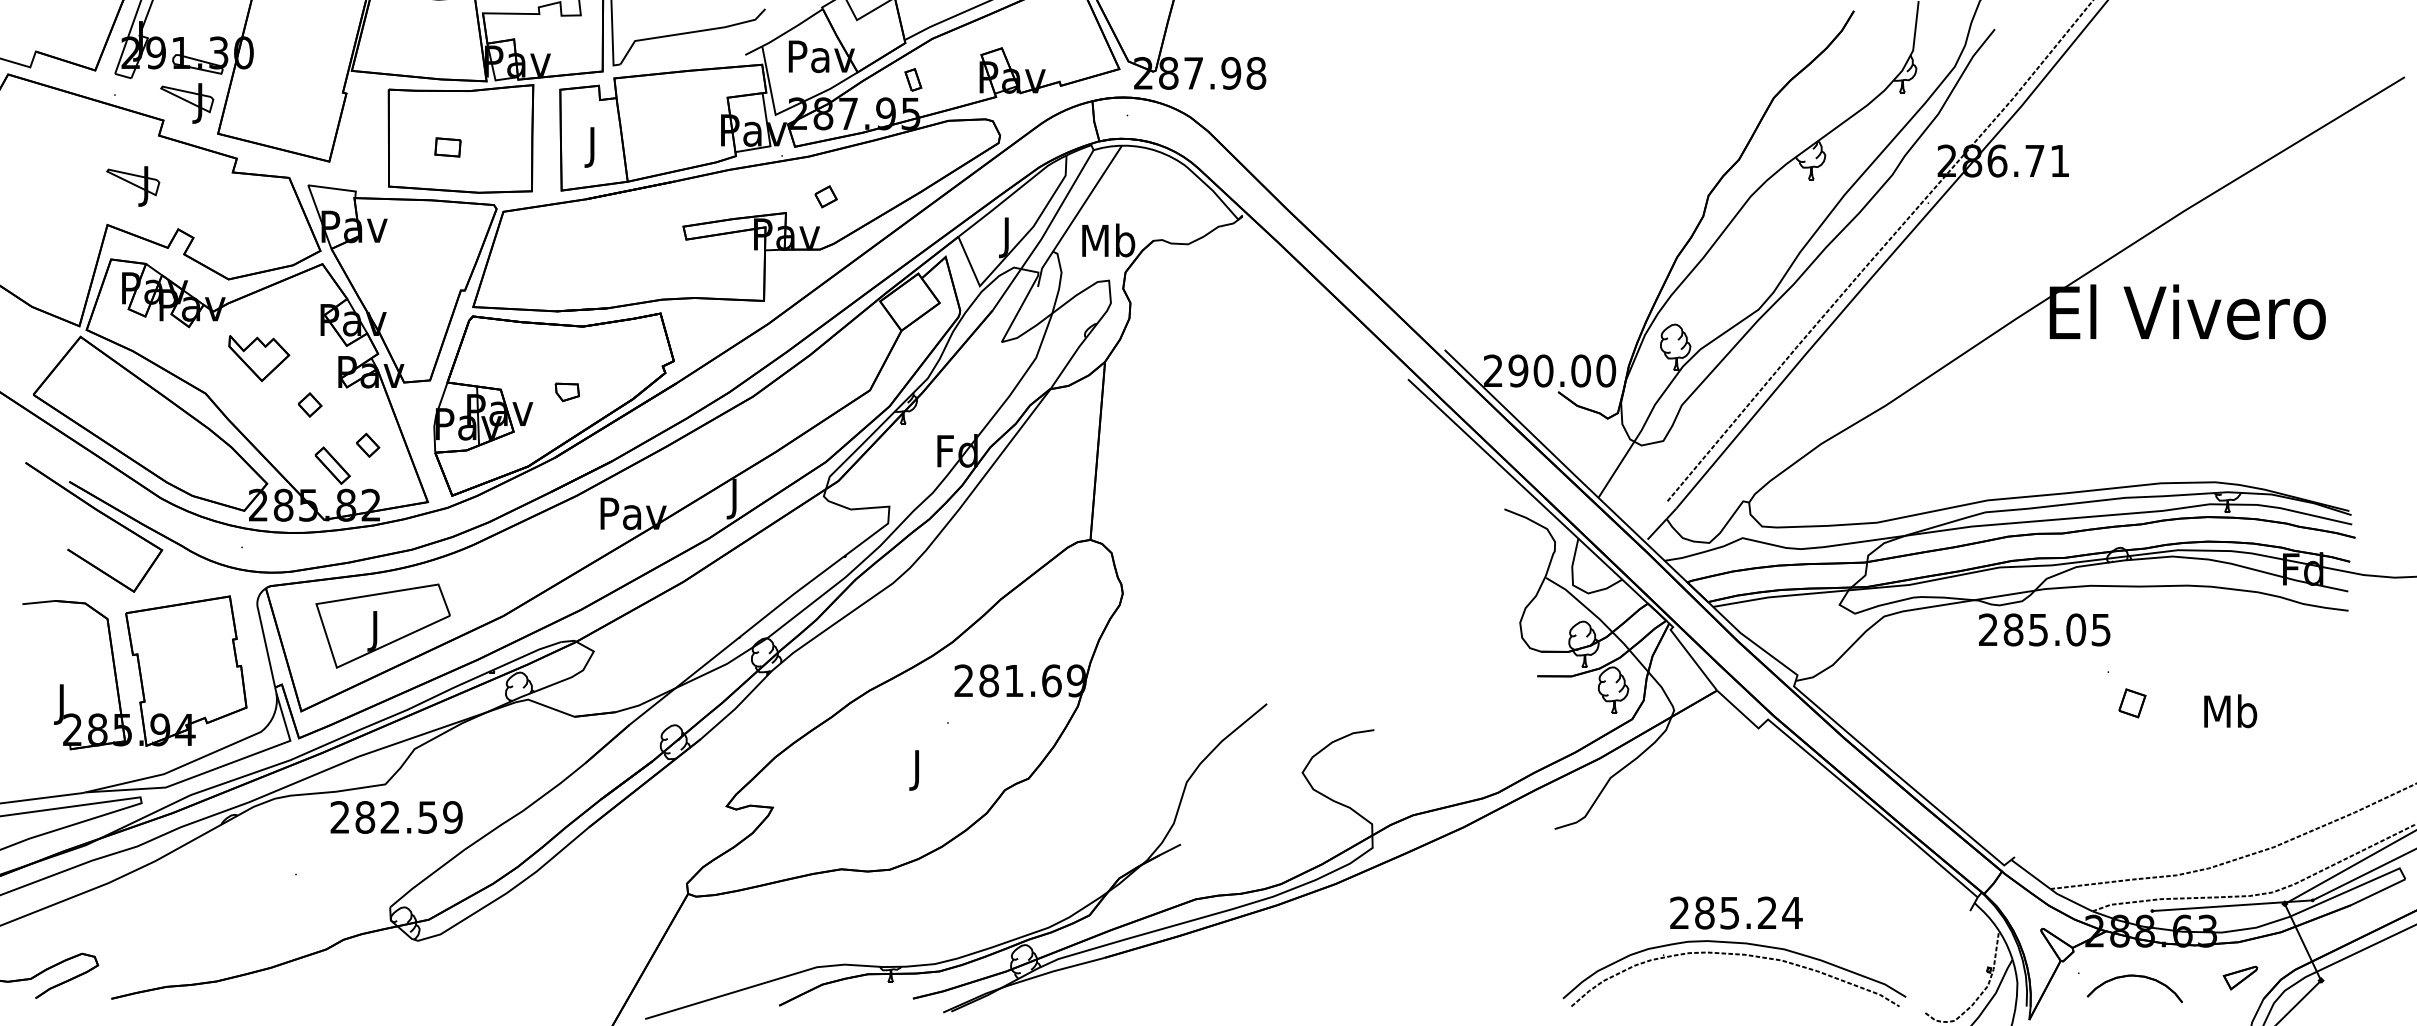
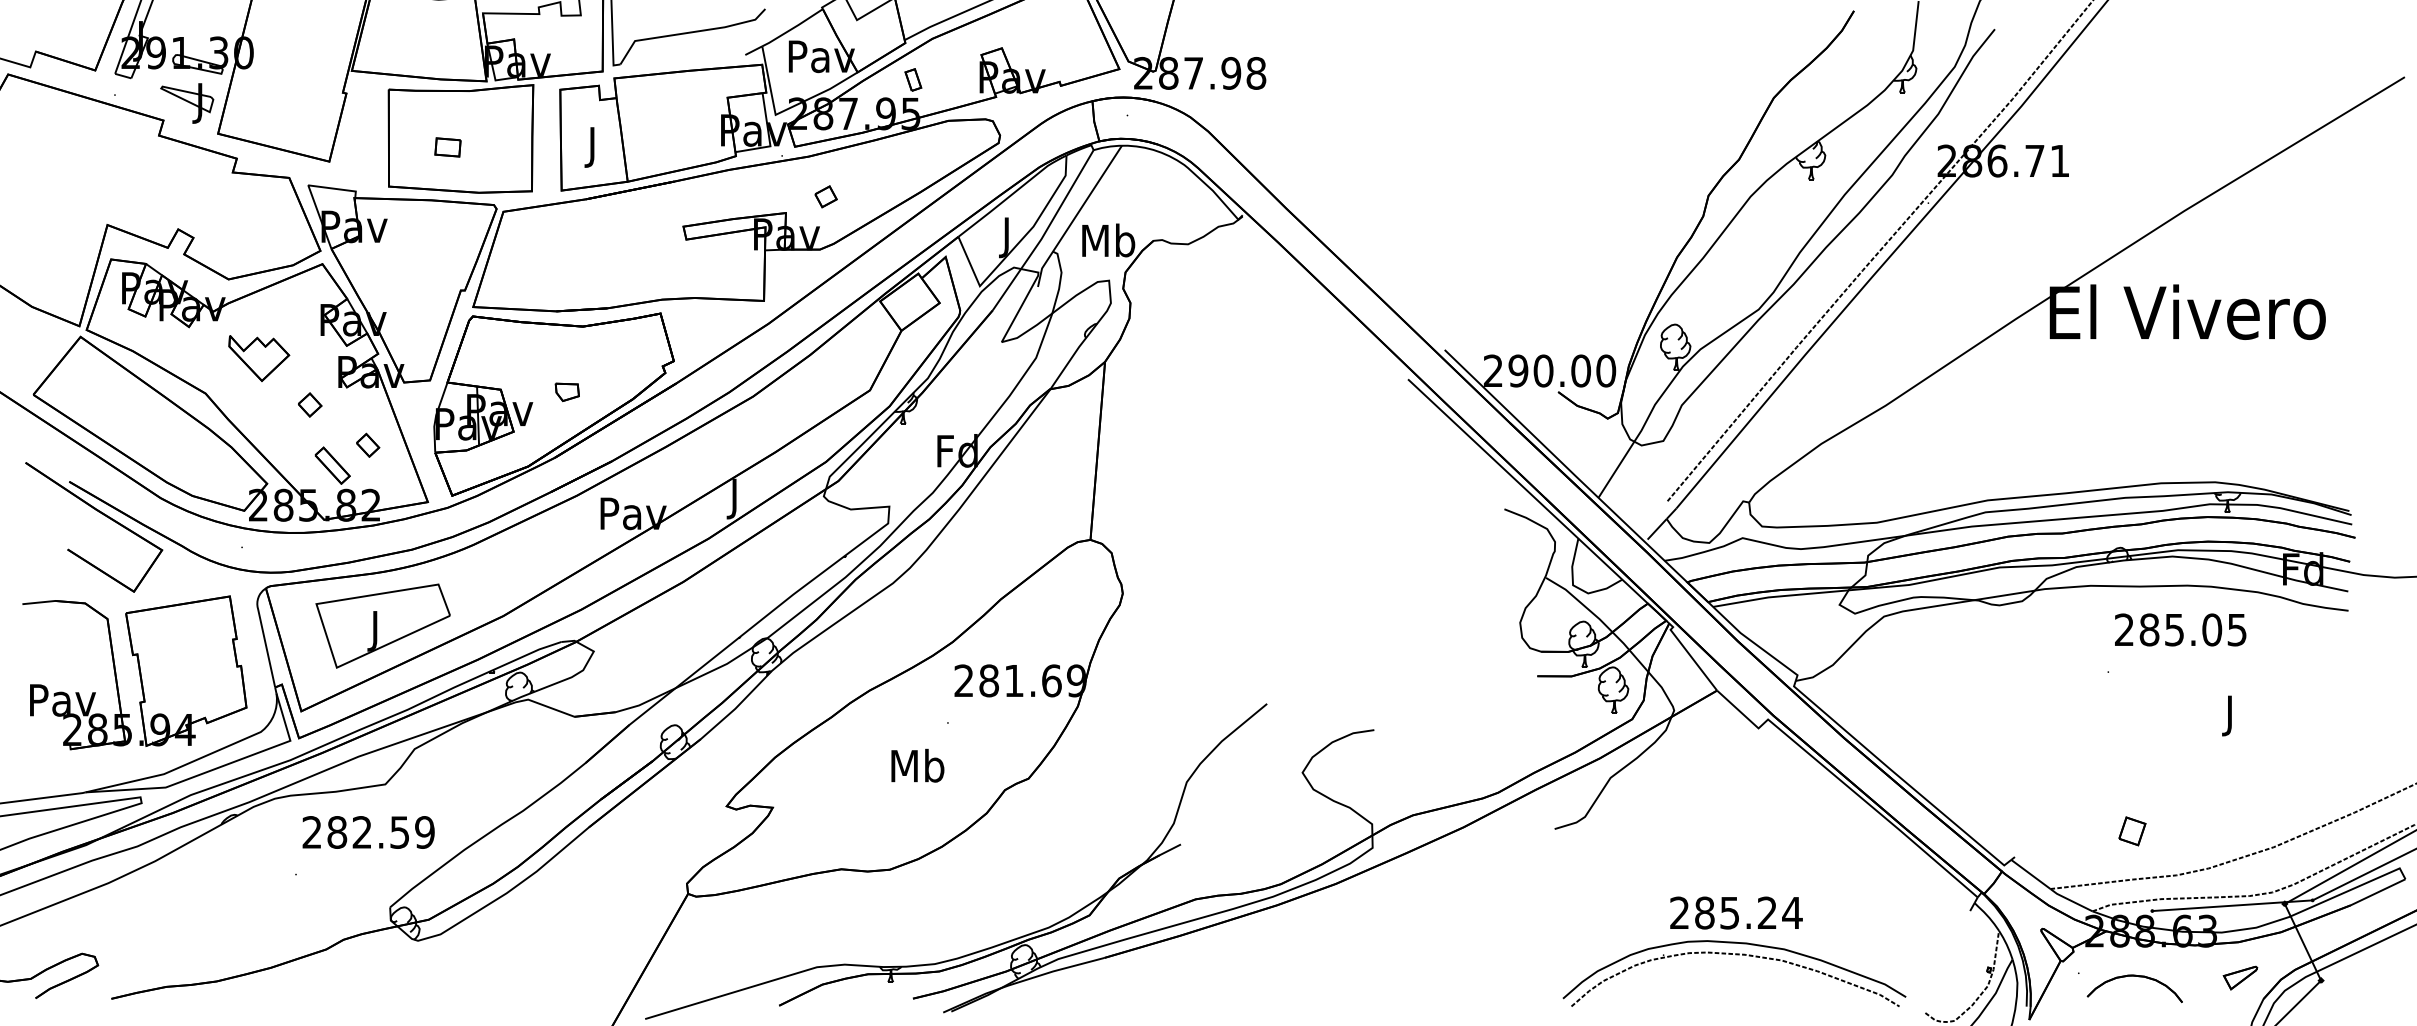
part: present -> none (133, 186)
text position: (2044, 629) -> (2180, 629) (2180, 629)
part position: (2132, 703) -> (2132, 831) (2132, 831)
text: J -> Pav (62, 704)
text: Mb -> J (2230, 715)
text: J -> Mb (917, 769)
text position: (396, 817) -> (368, 832) (368, 832)
